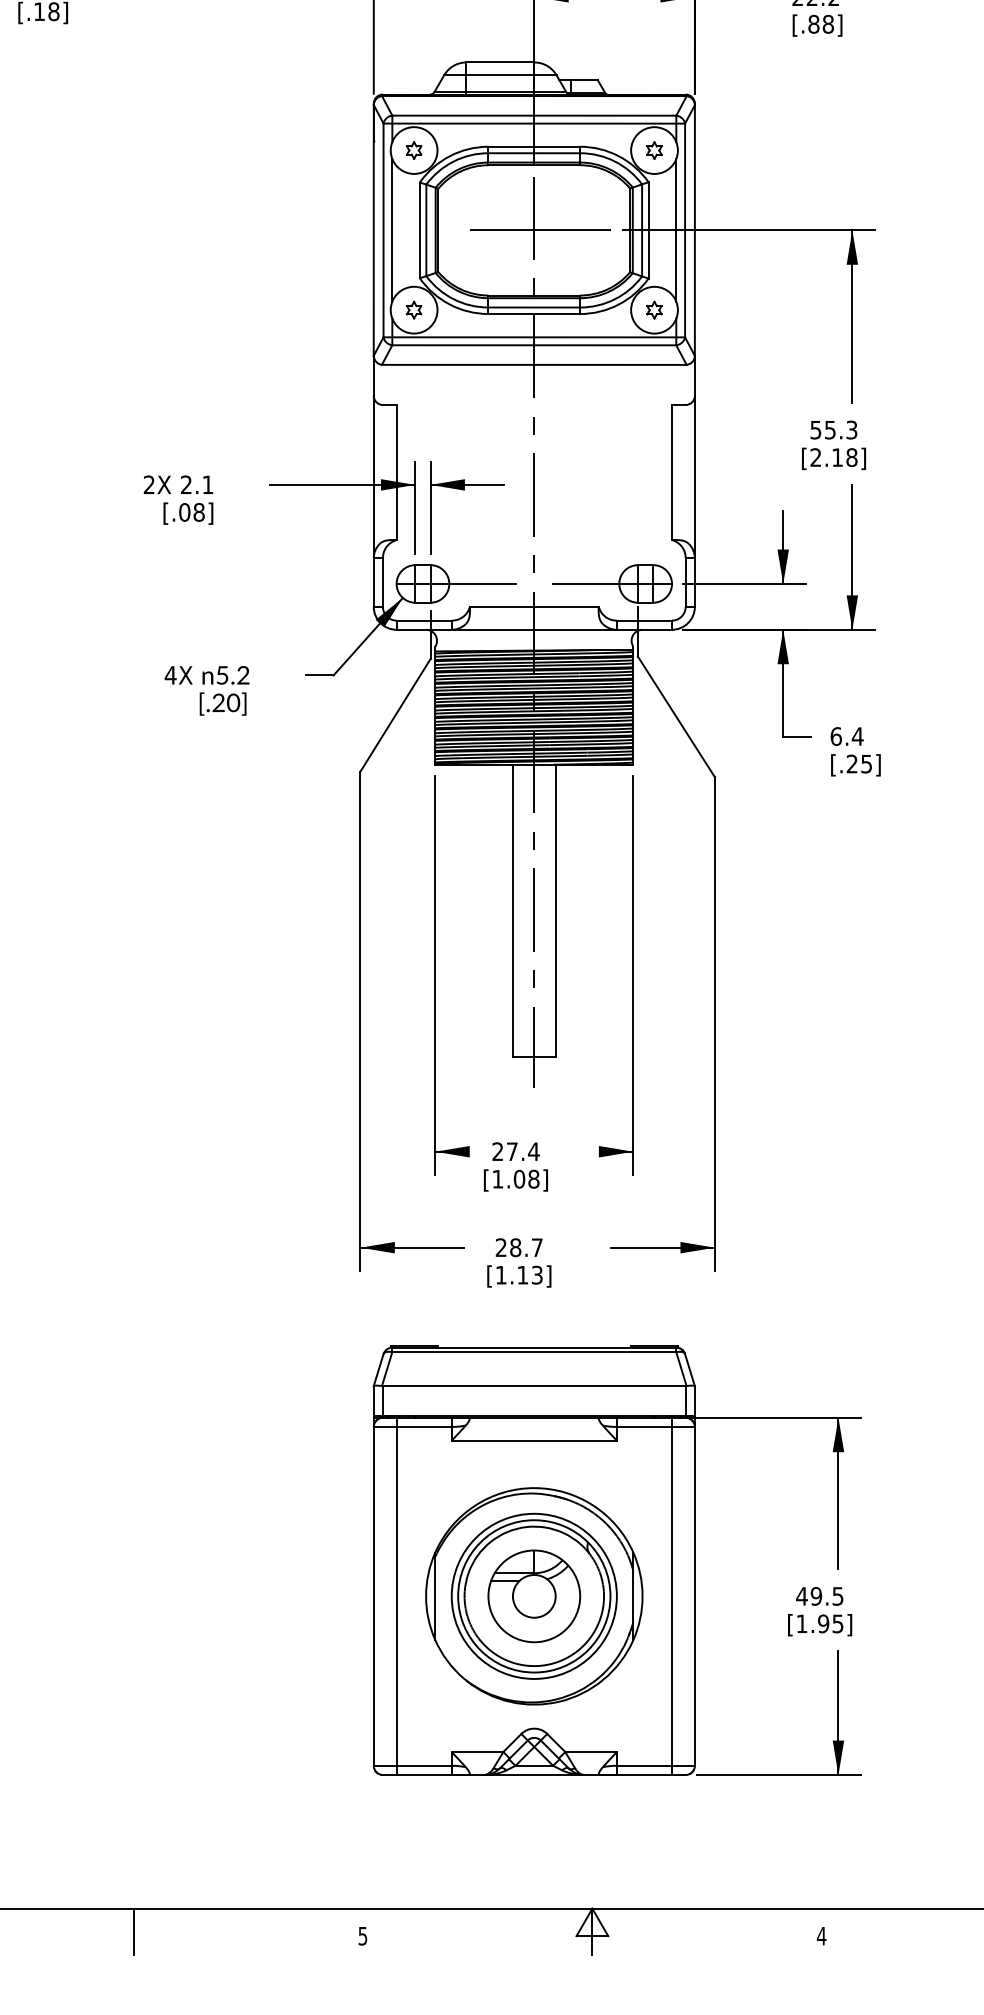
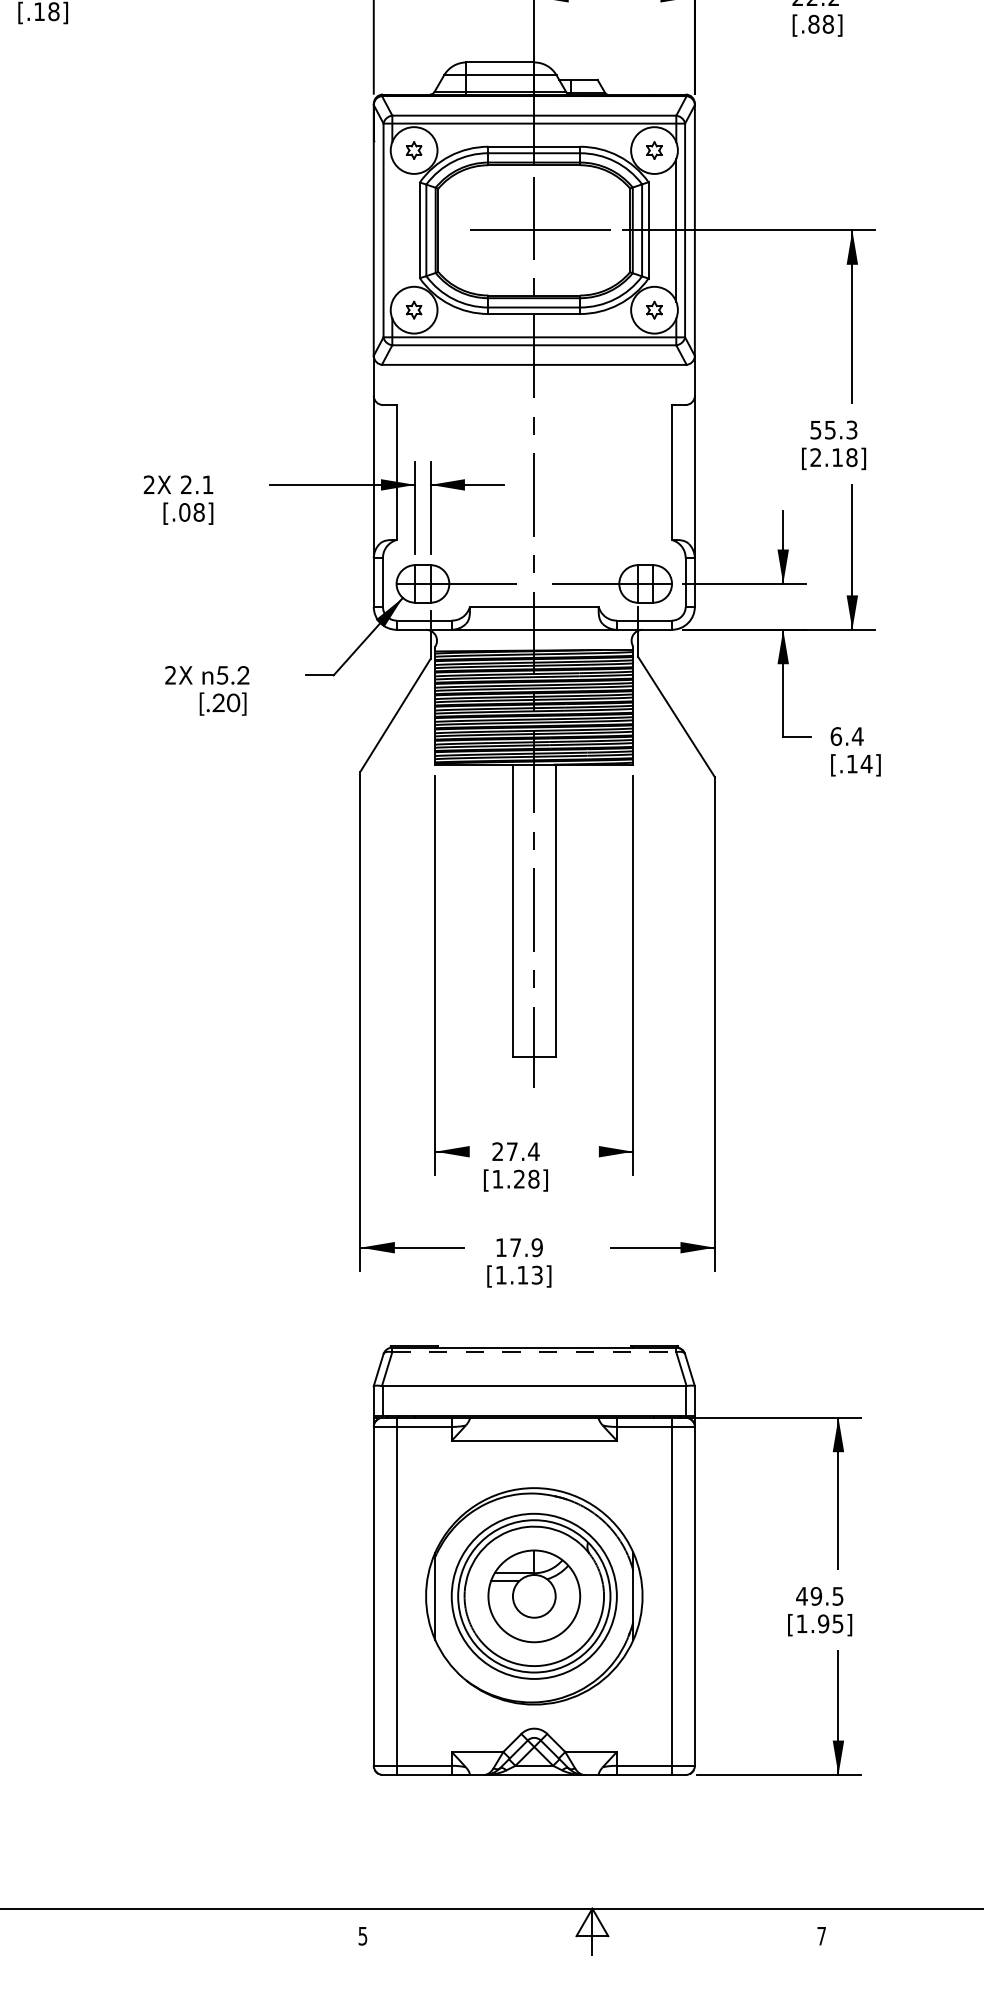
line: present -> none (392, 229)
text: 4X -> 2X (170, 675)
text: [.25] -> [.14] (859, 763)
text: [1.08] -> [1.28] (519, 1178)
text: 28.7 -> 17.9 (518, 1247)
line: solid -> dashed (534, 1352)
line: present -> none (133, 1931)
text: 4 -> 7 (821, 1936)
